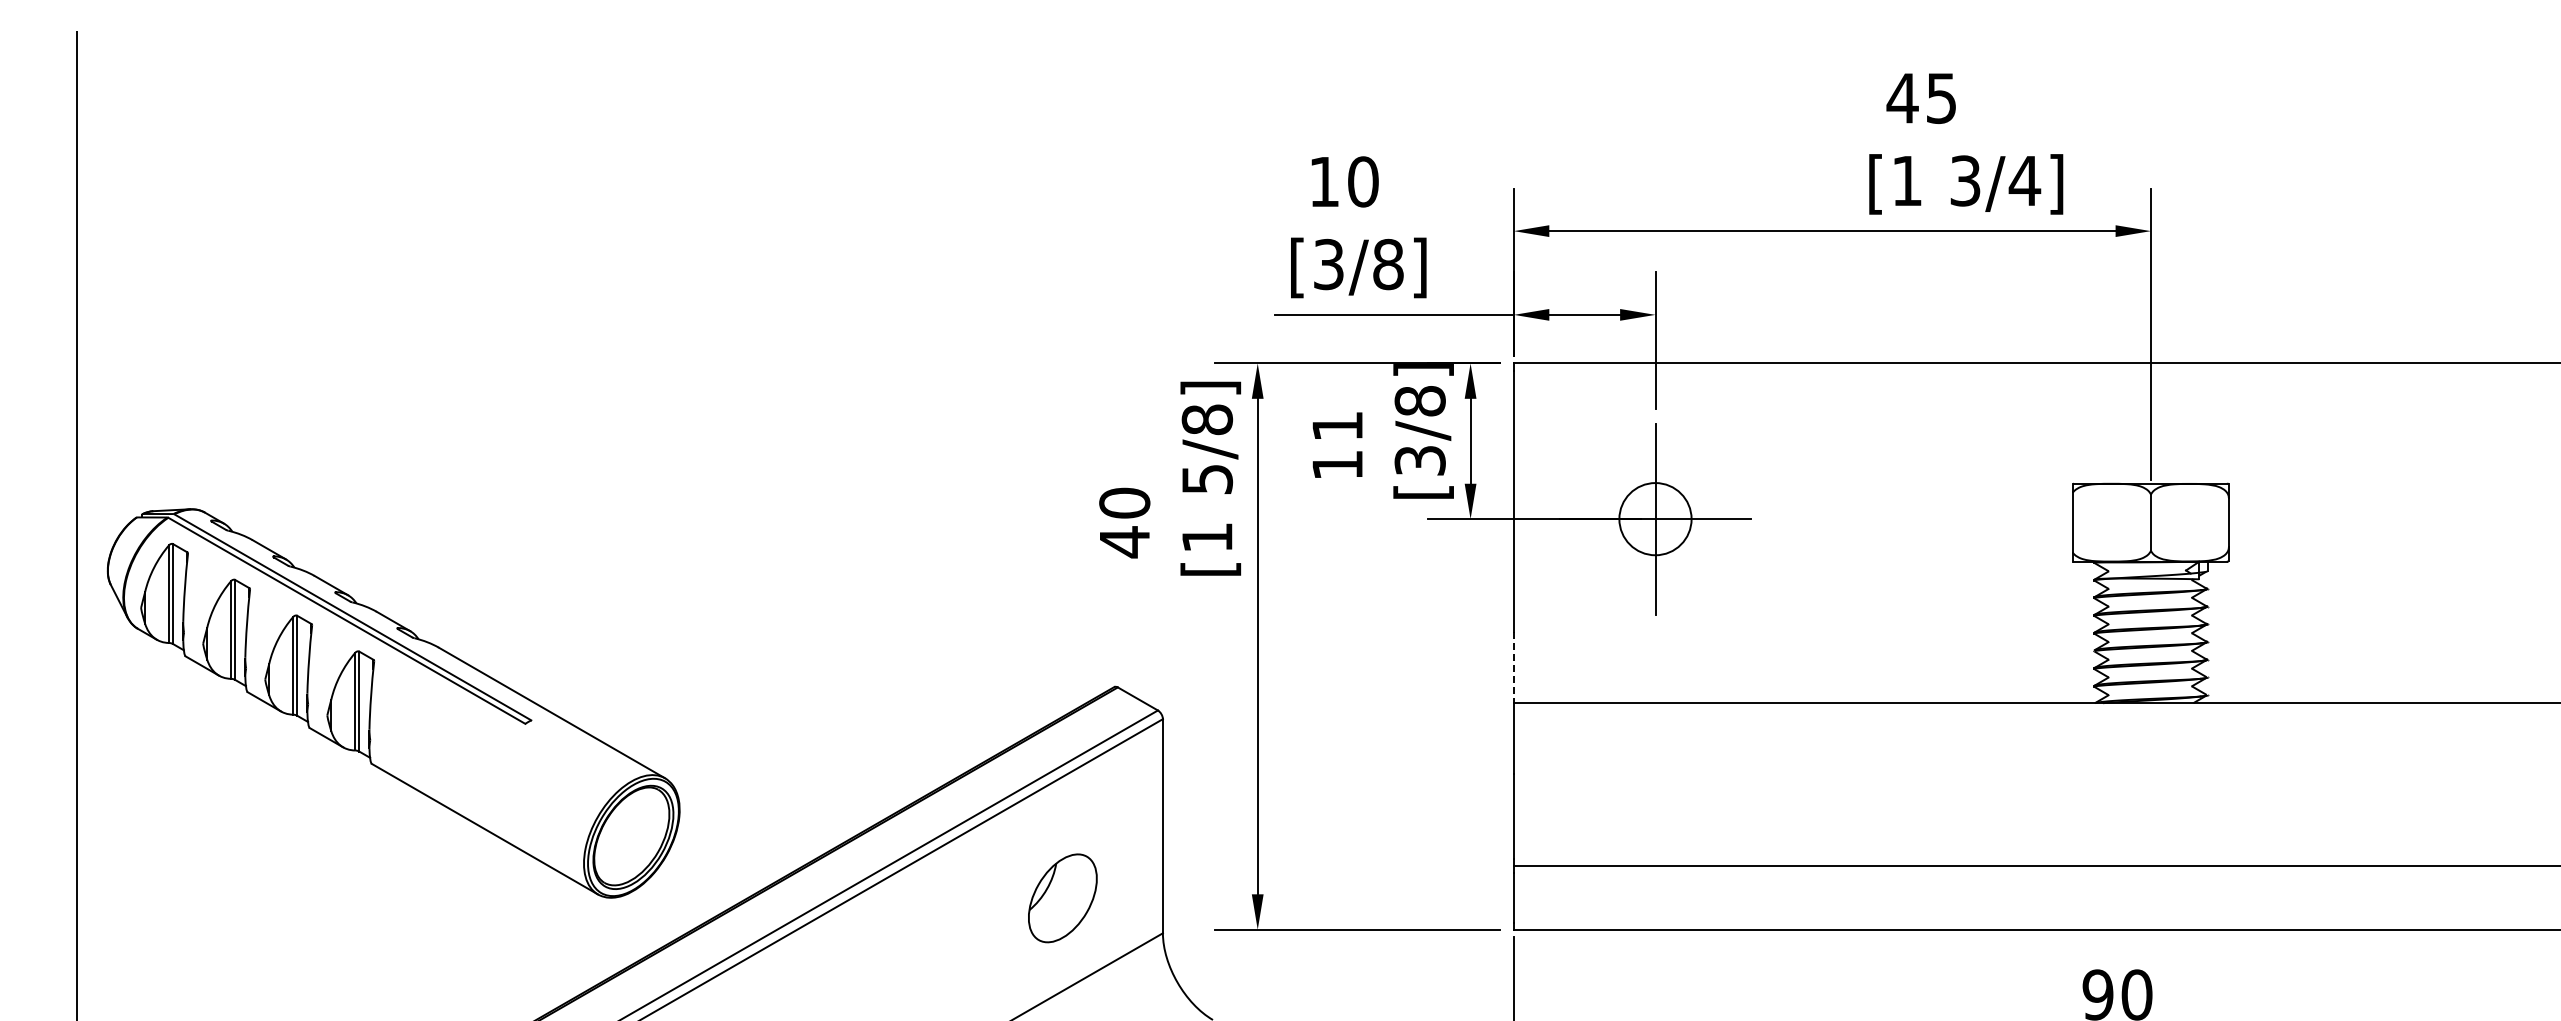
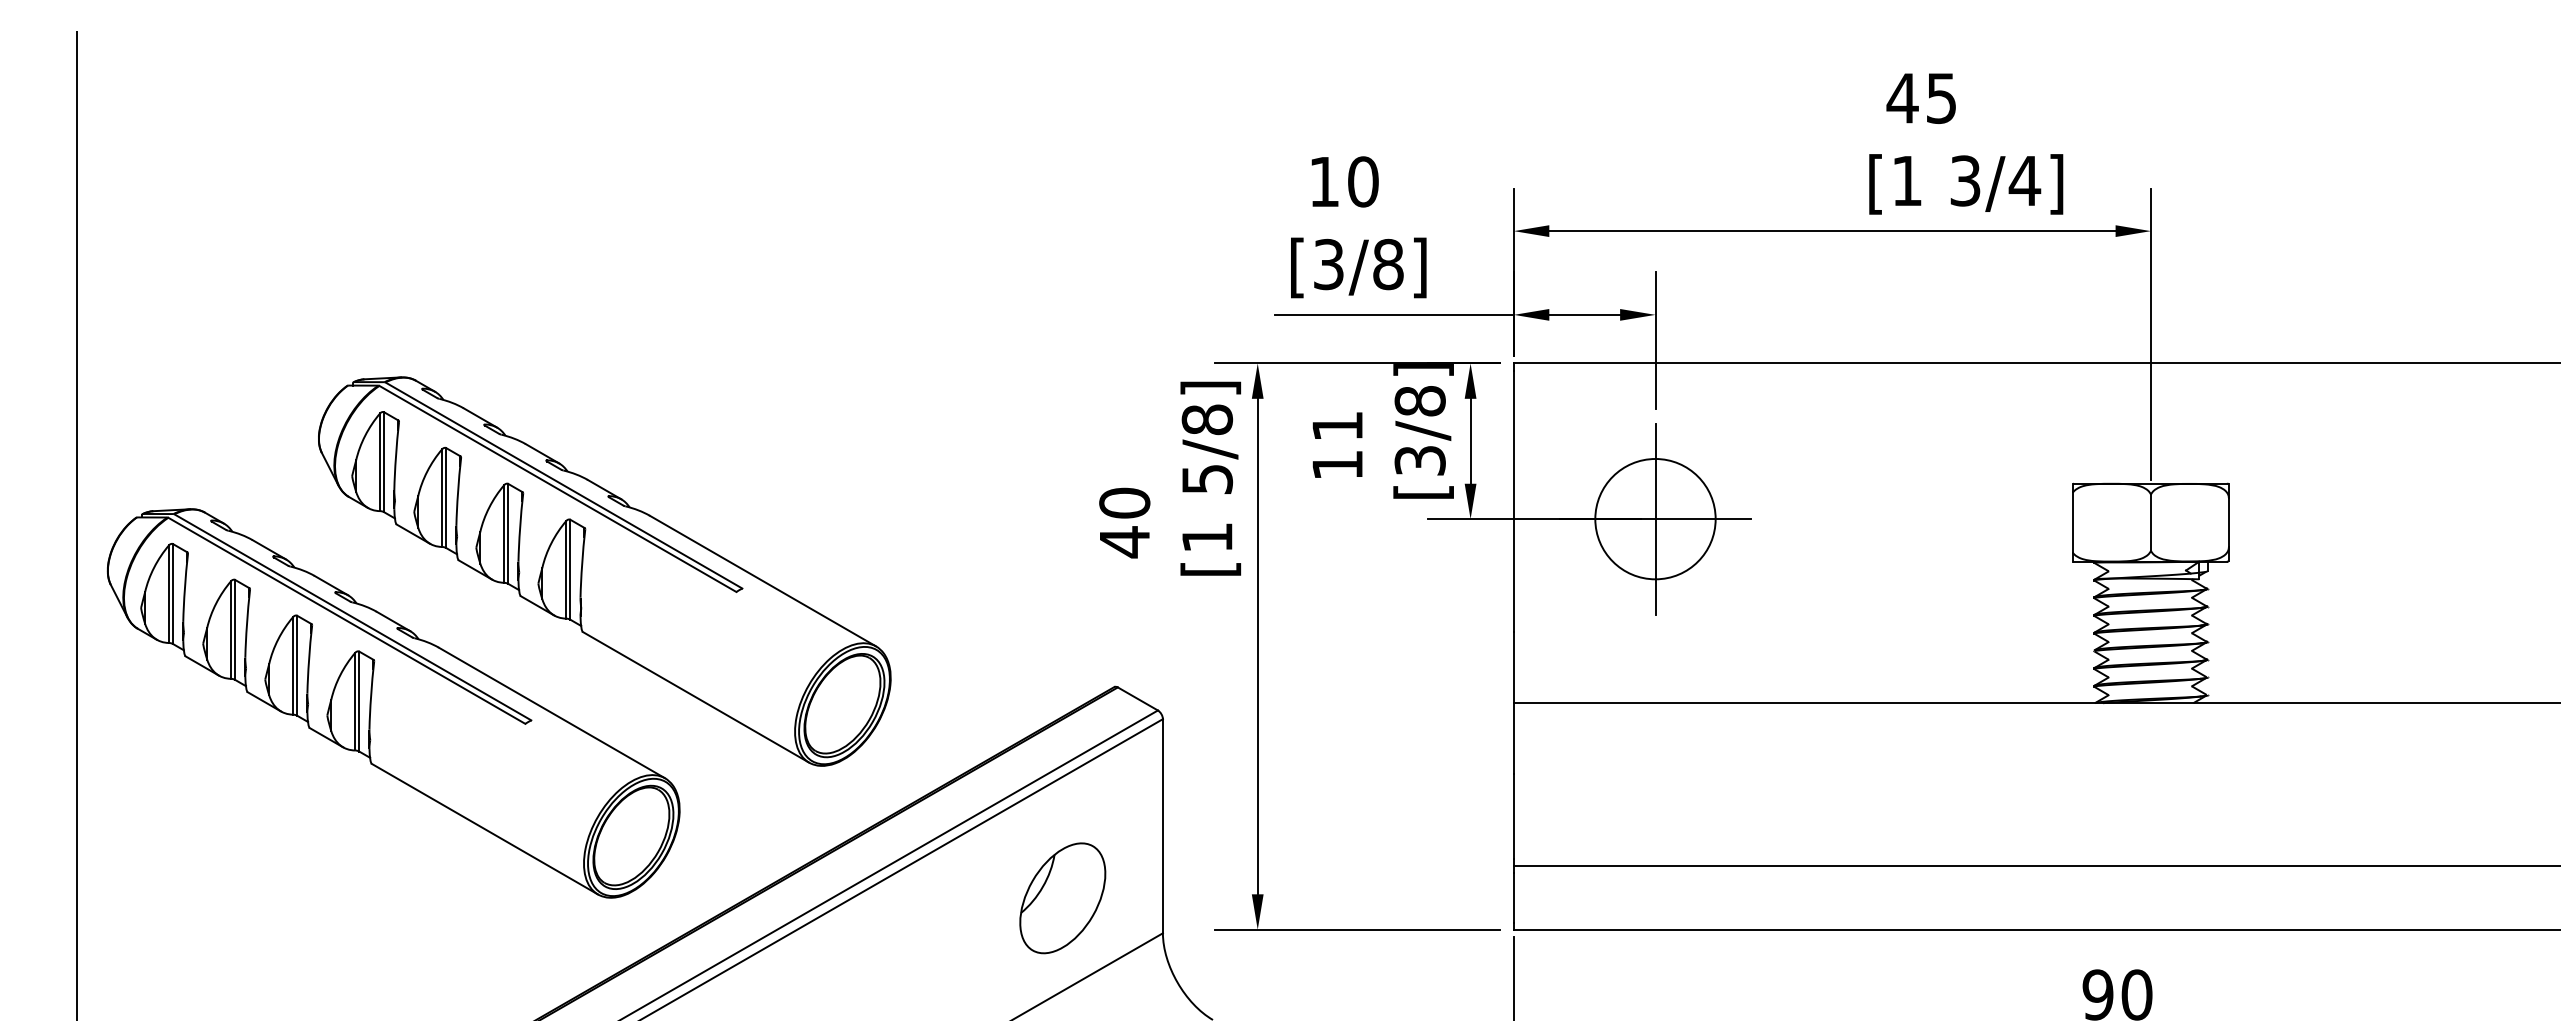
circle diameter: 72 px -> 120 px (1655, 518)
part: none -> present (604, 571)
line: dashed -> solid (1513, 668)
part size: 70x91 px -> 88x113 px (1062, 898)
